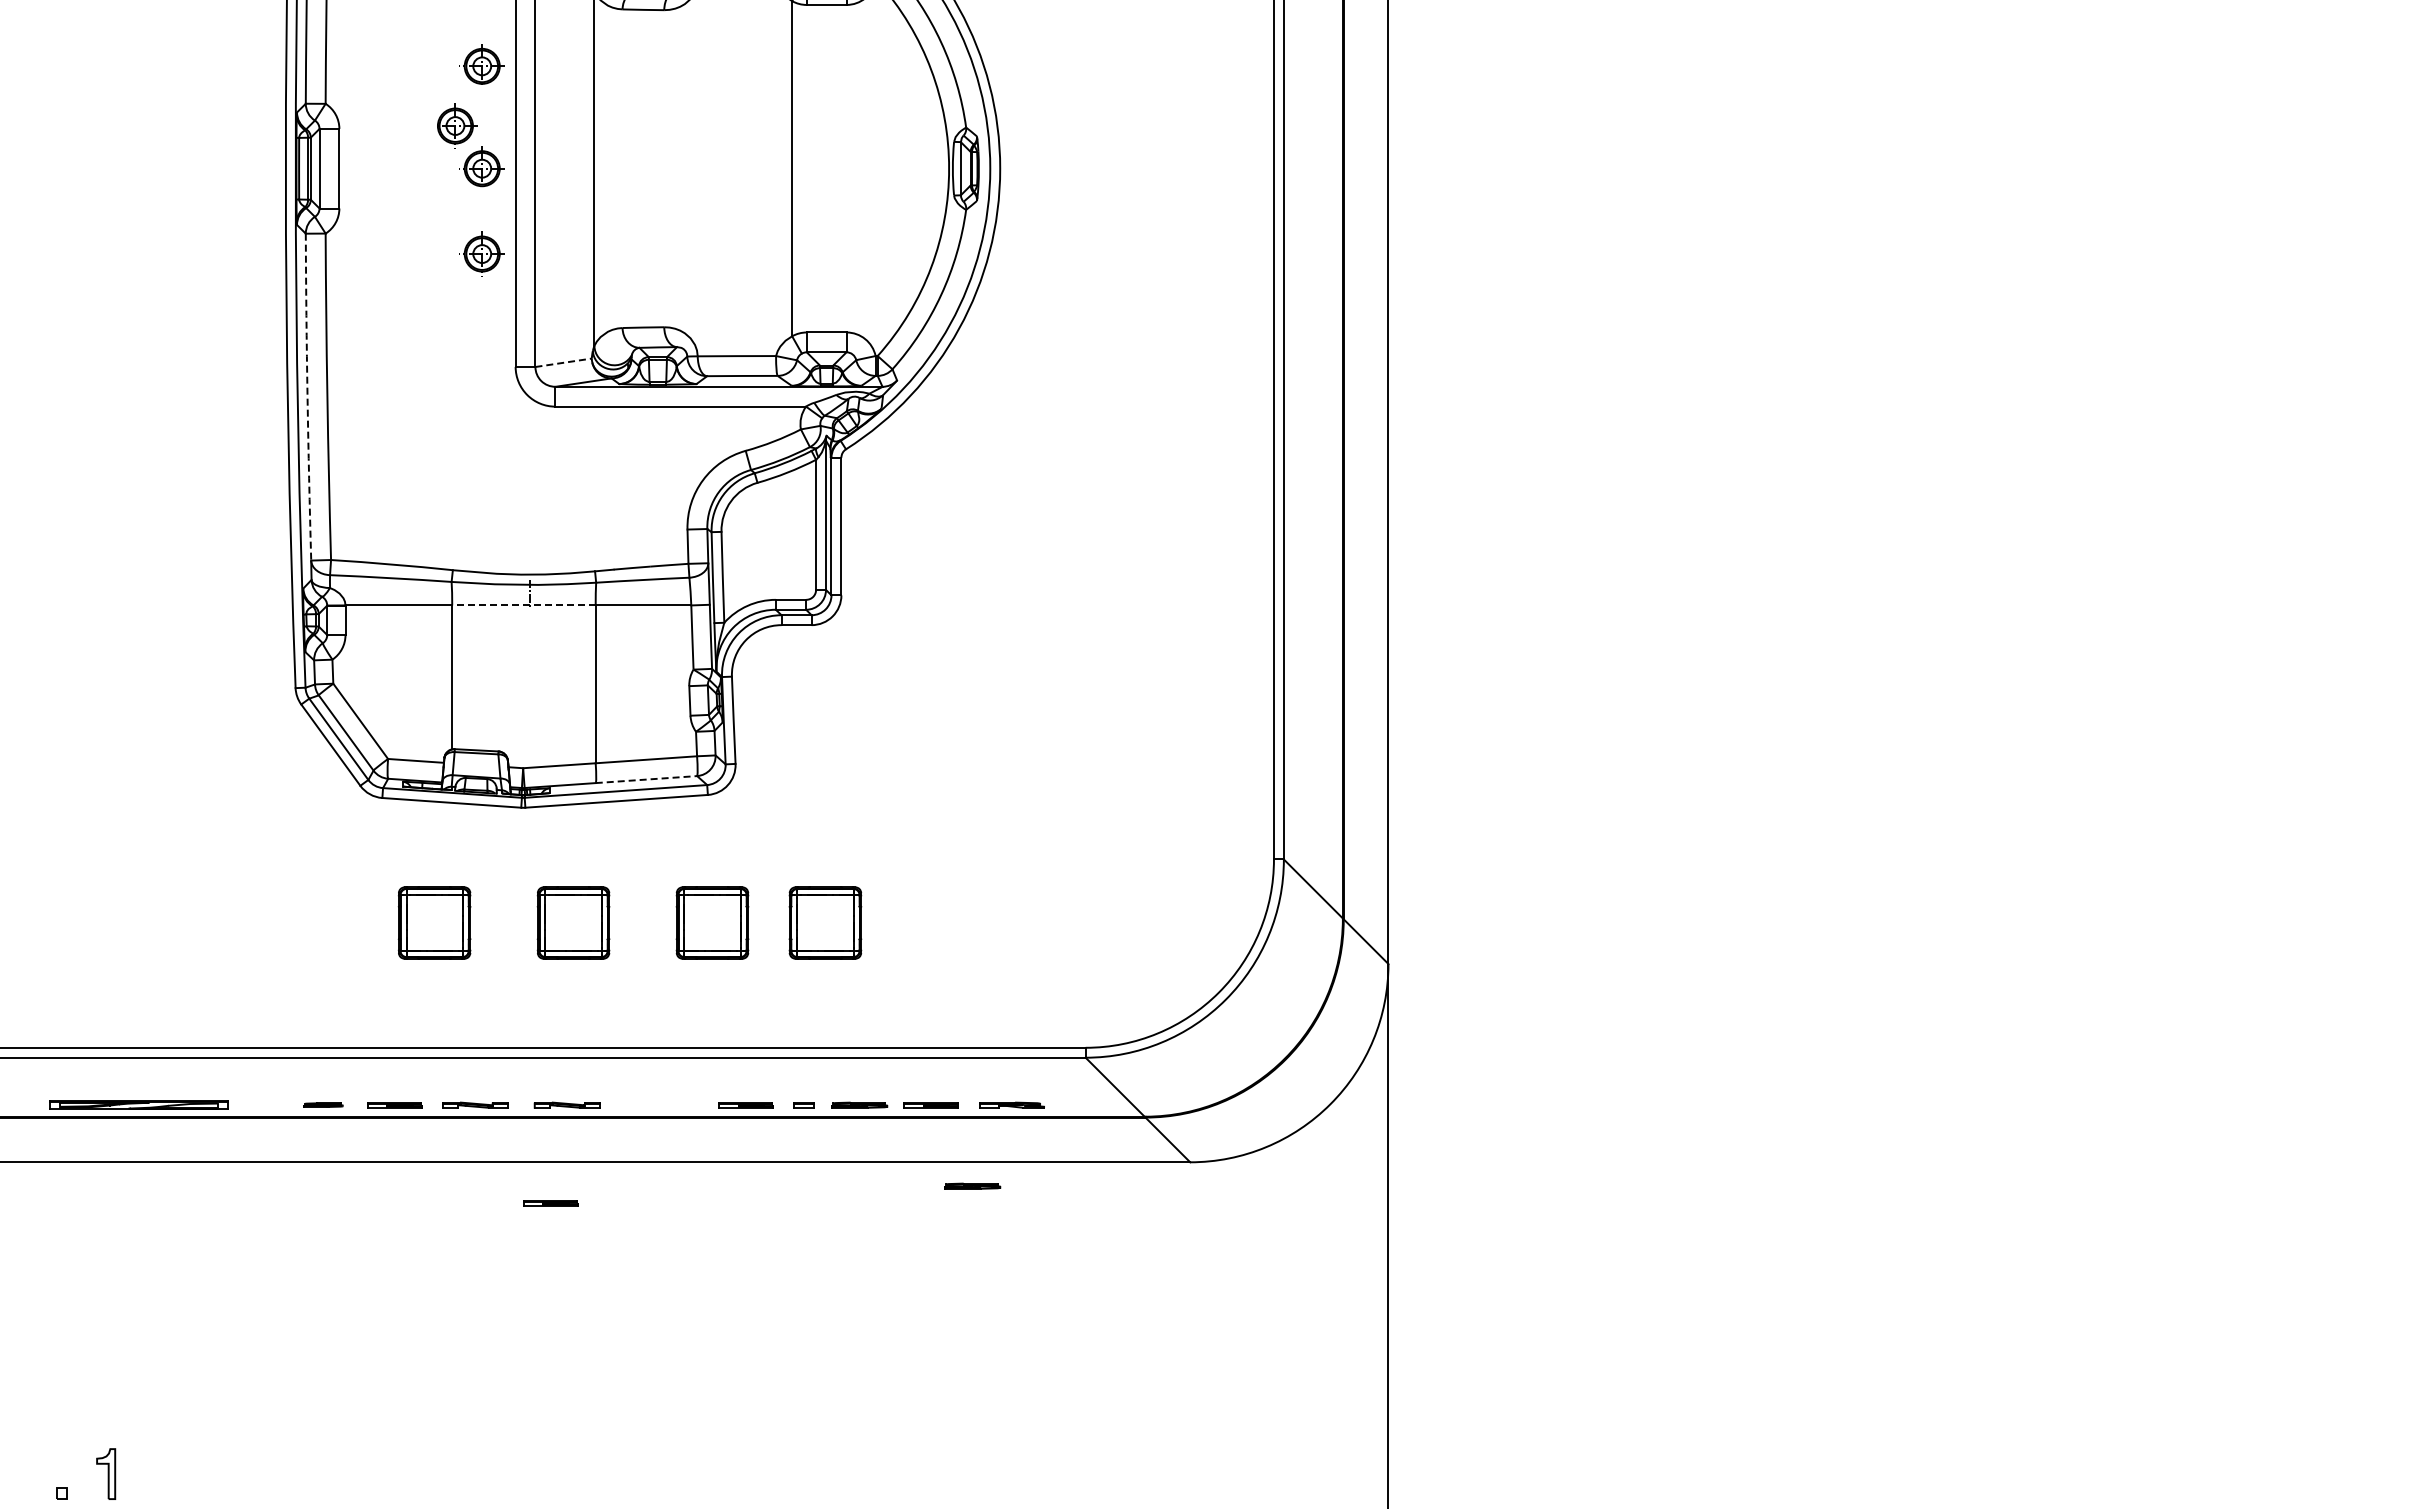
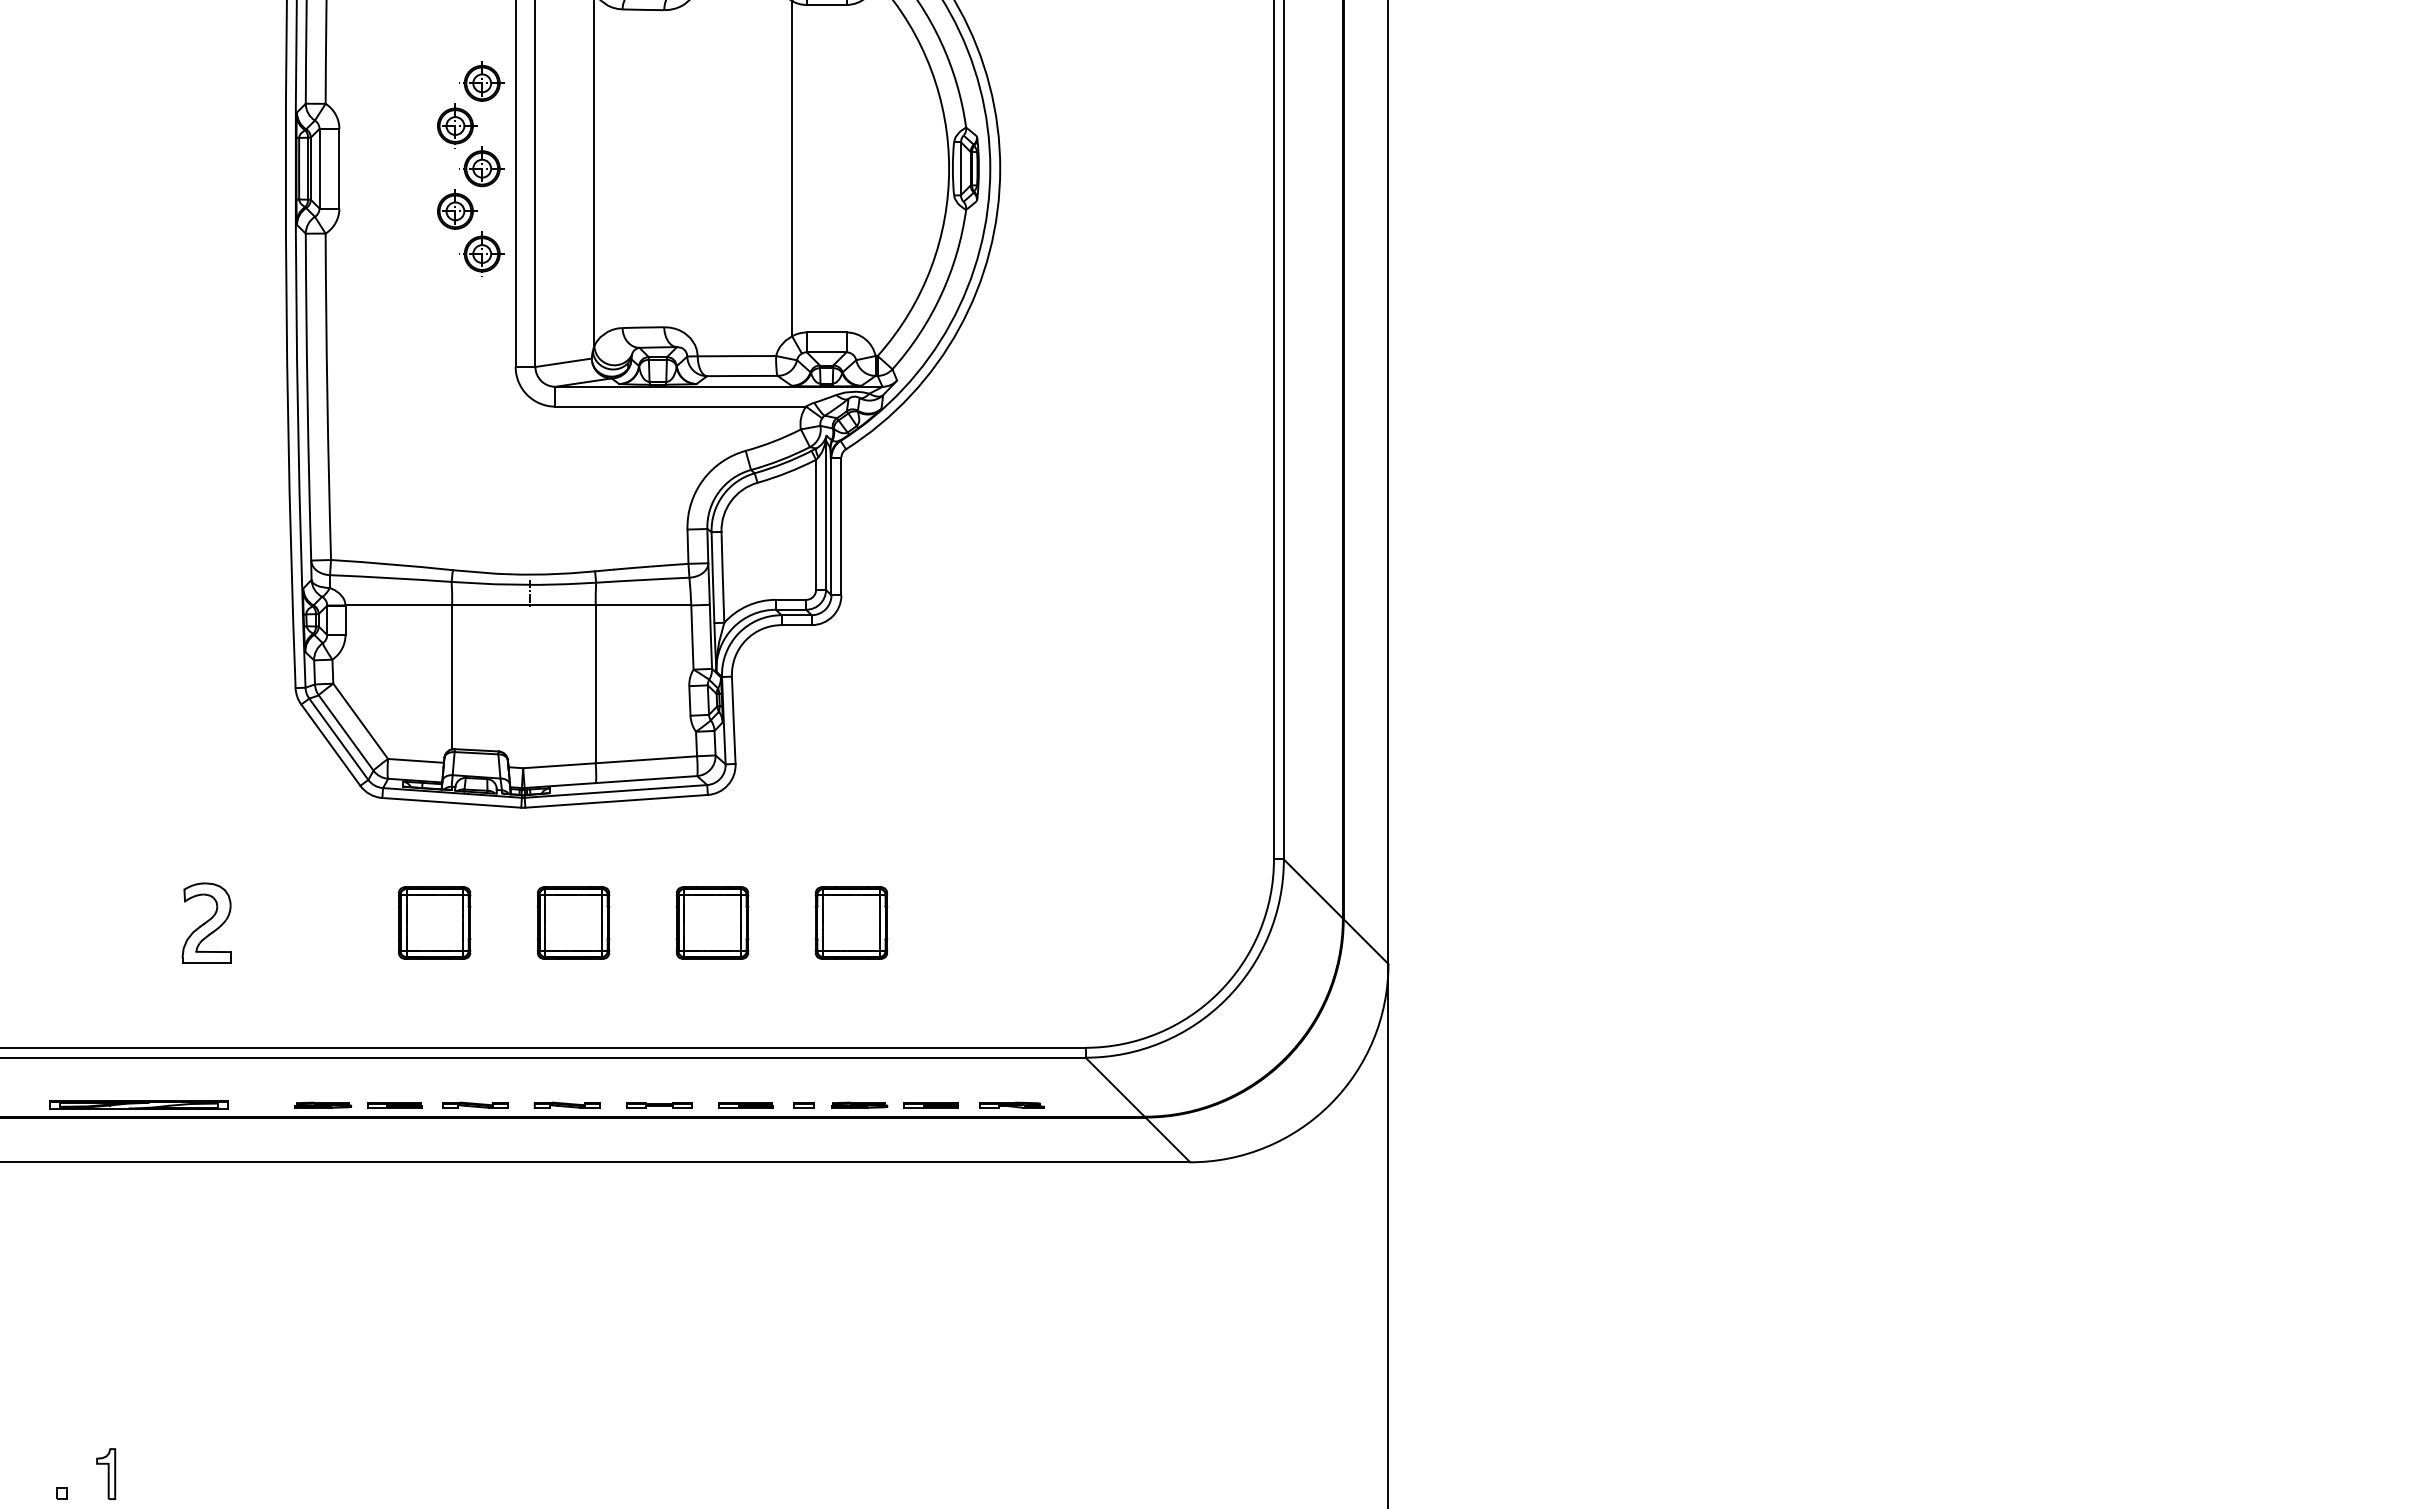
part position: (481, 64) -> (481, 81) (481, 81)
part: none -> present (457, 209)
line: dashed -> solid (563, 362)
arc: dashed -> solid (307, 397)
line: dashed -> solid (523, 605)
line: dashed -> solid (646, 779)
part: none -> present (206, 922)
part position: (825, 922) -> (851, 922) (851, 922)
part size: 41x6 px -> 59x8 px (323, 1104)
part: none -> present (659, 1105)
part: present -> none (972, 1185)
part: present -> none (550, 1203)
